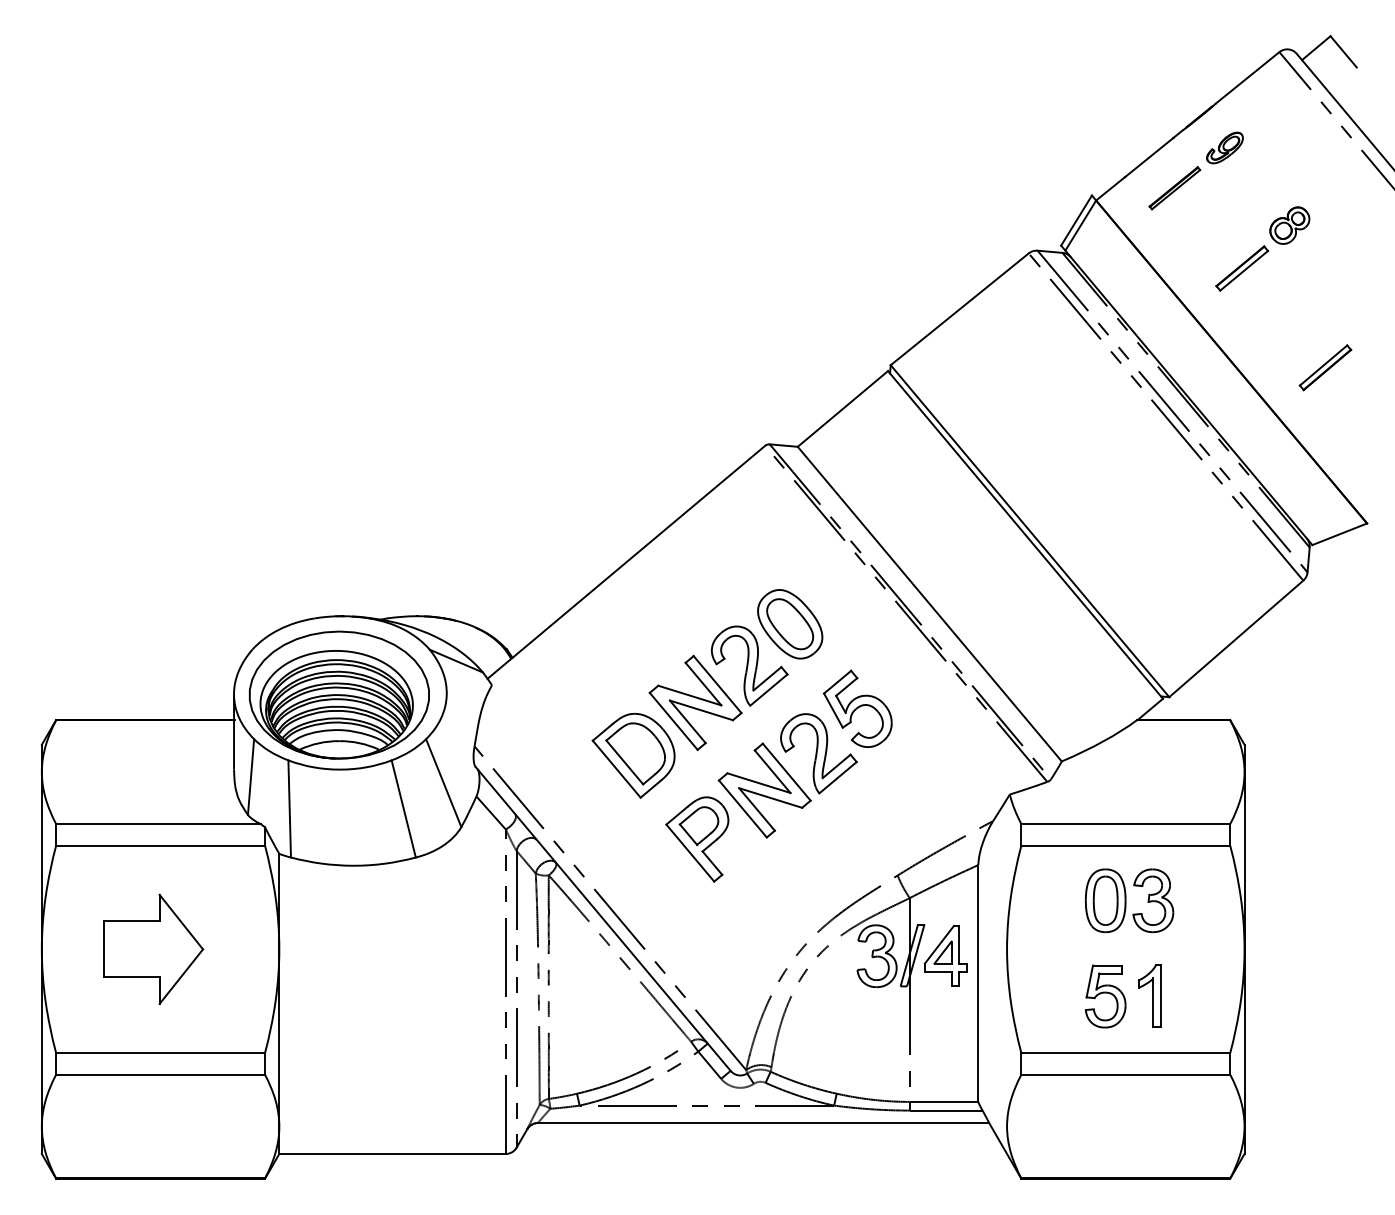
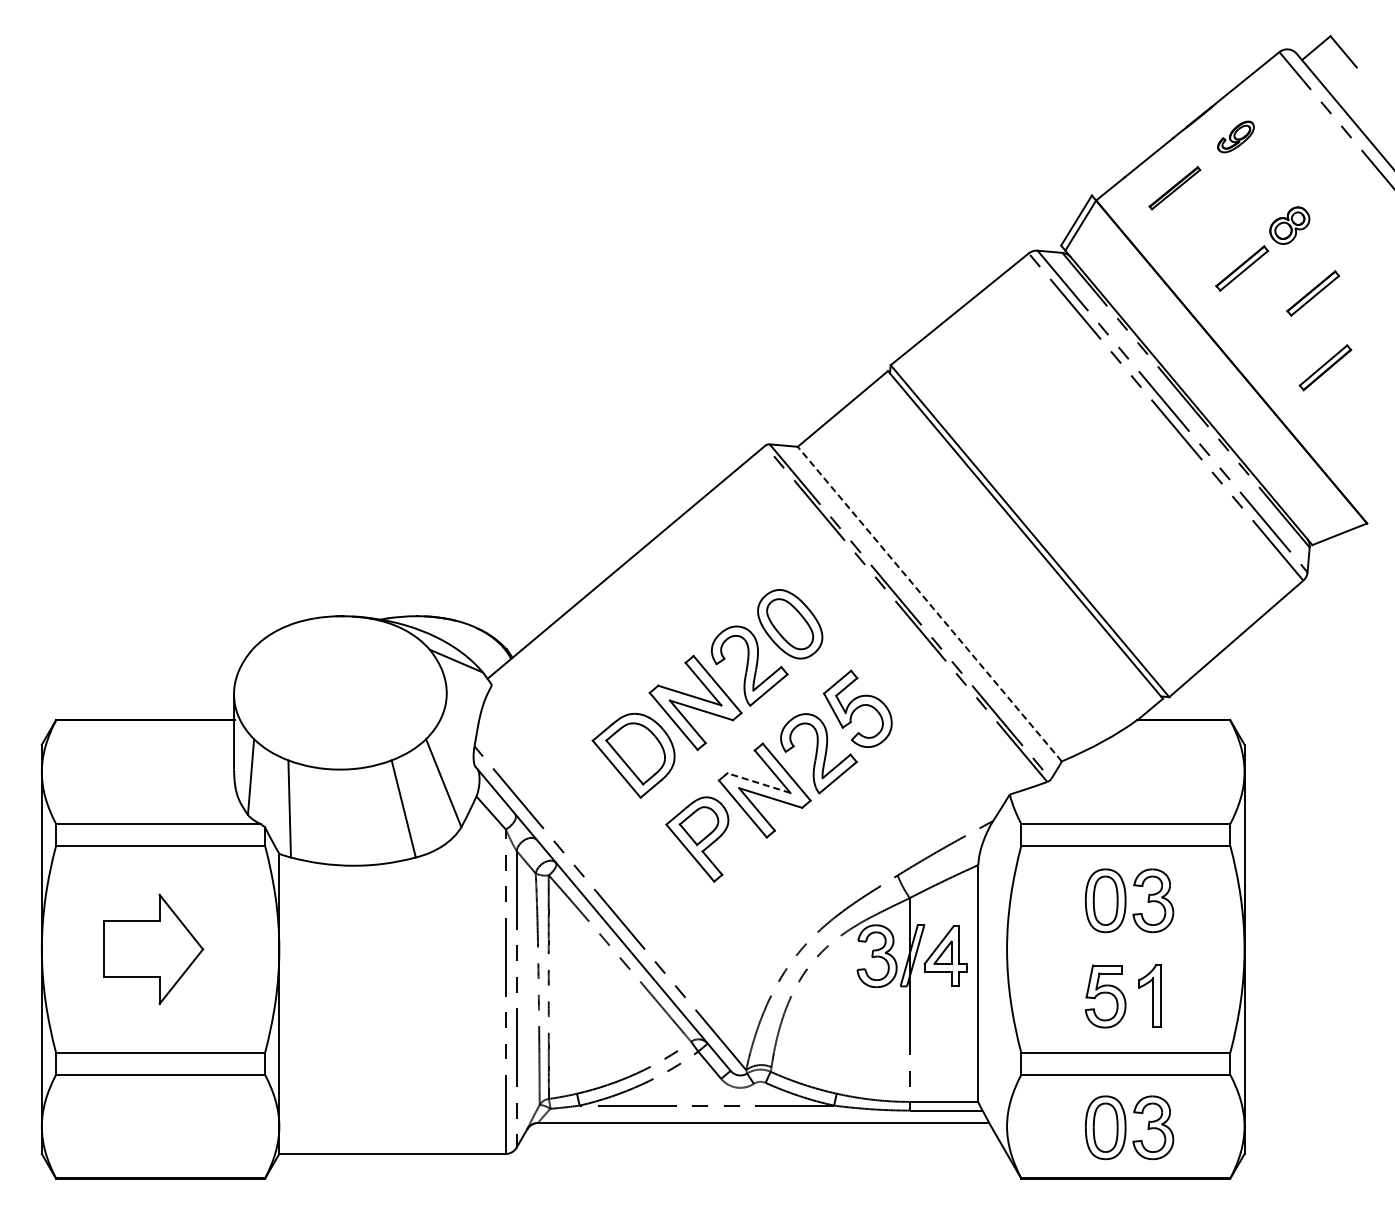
part position: (1224, 147) -> (1235, 136) (1235, 136)
part: none -> present (1313, 293)
line: solid -> dashed (929, 603)
part: present -> none (338, 694)
line: solid -> dashed (758, 783)
part: none -> present (1129, 1127)
